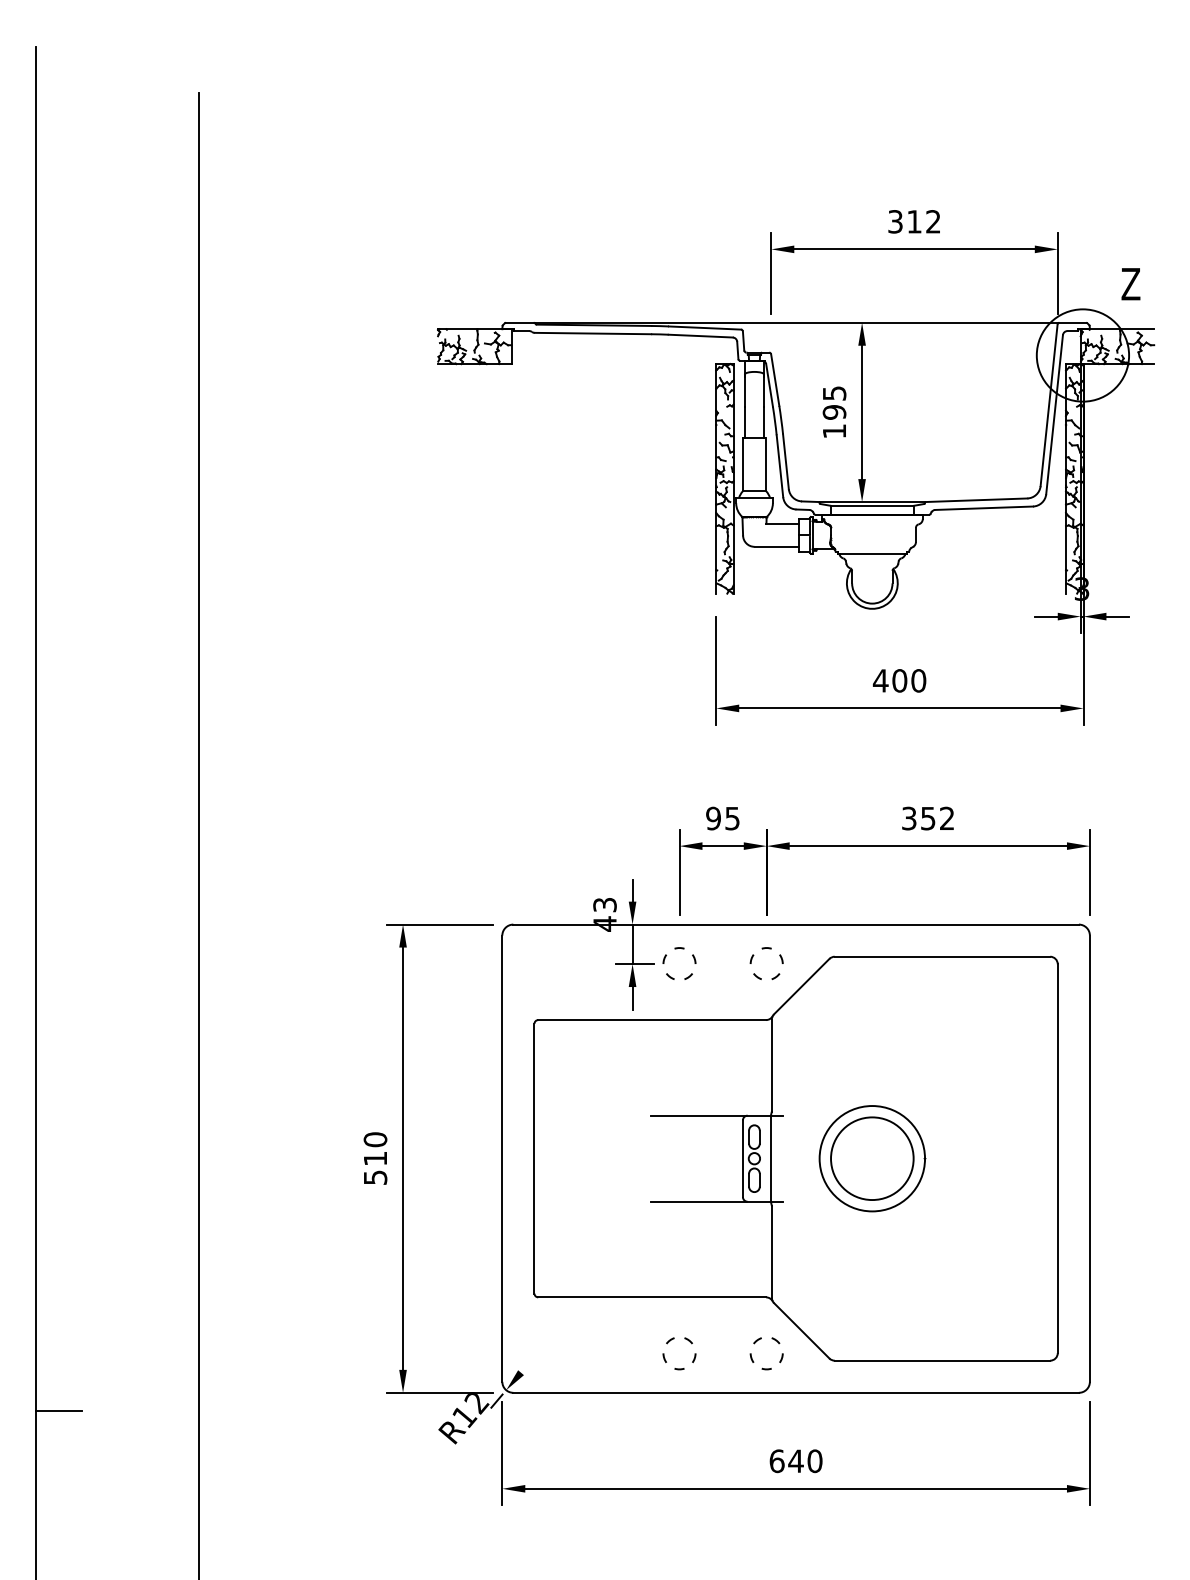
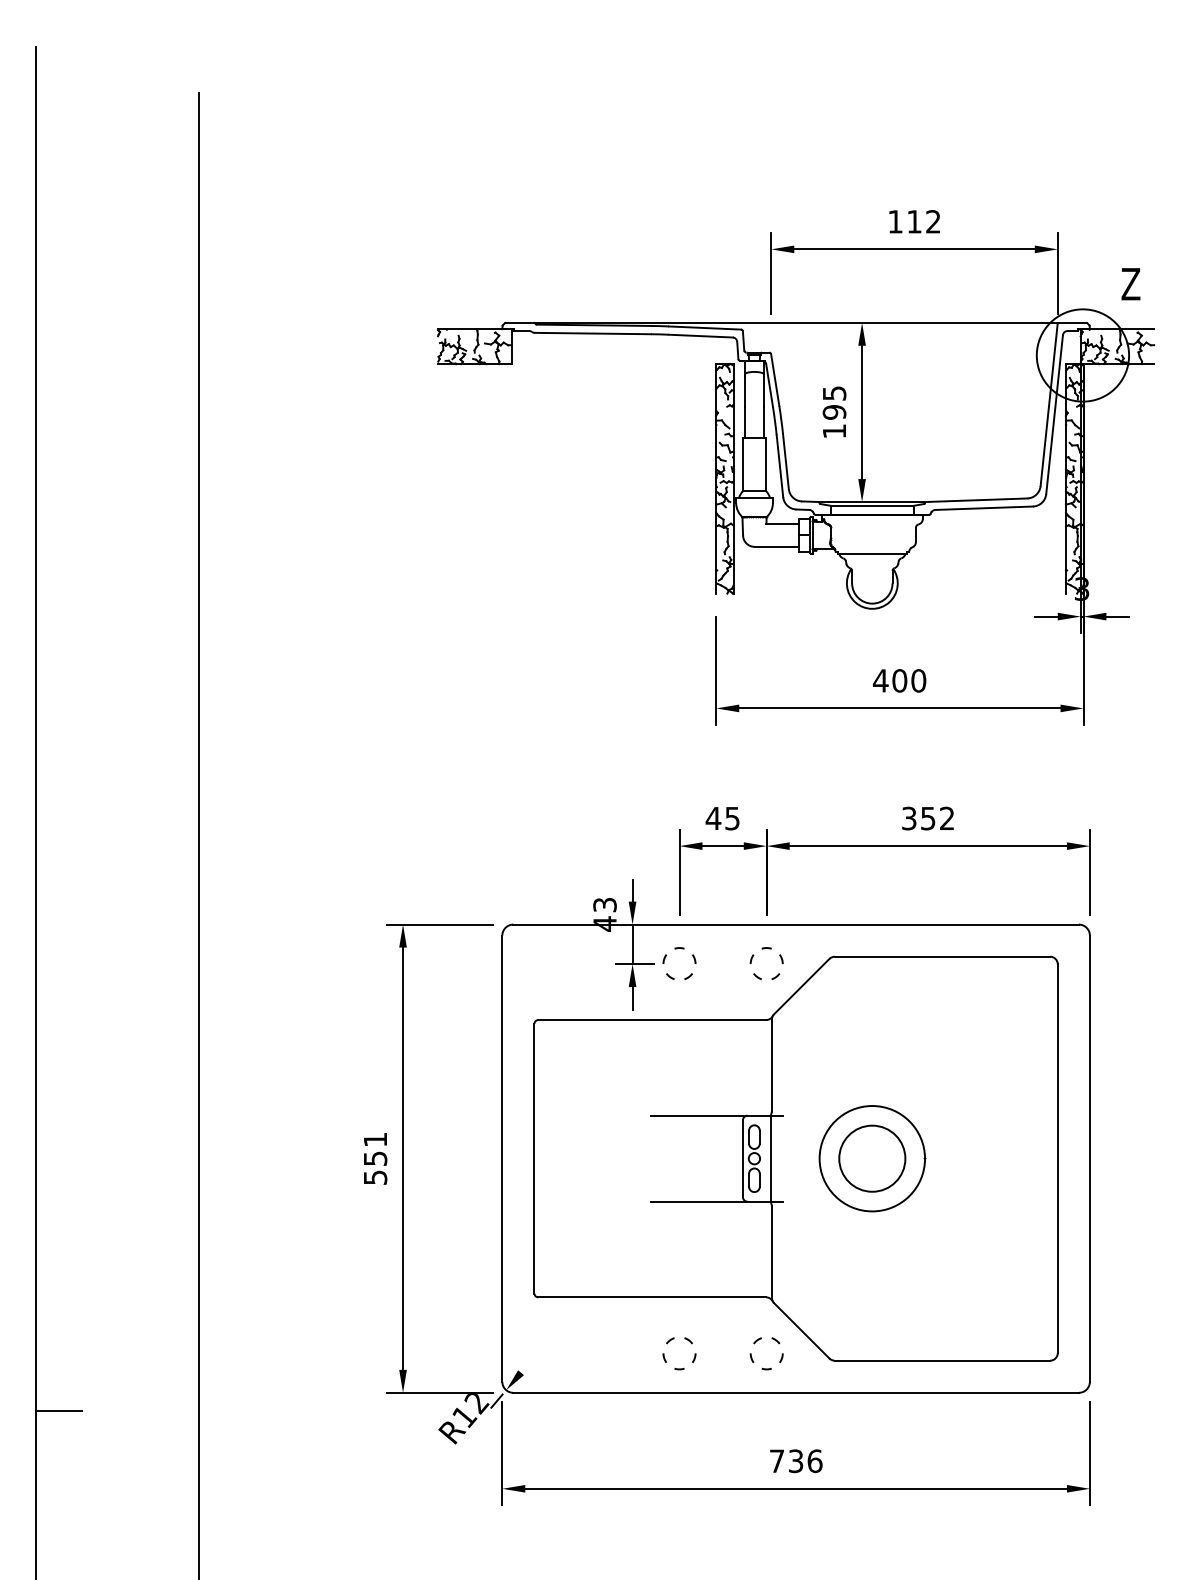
text: 312 -> 112 (895, 221)
text: 95 -> 45 (713, 818)
text: 510 -> 551 (375, 1148)
circle diameter: 83 px -> 66 px (872, 1158)
text: 640 -> 736 (795, 1461)
